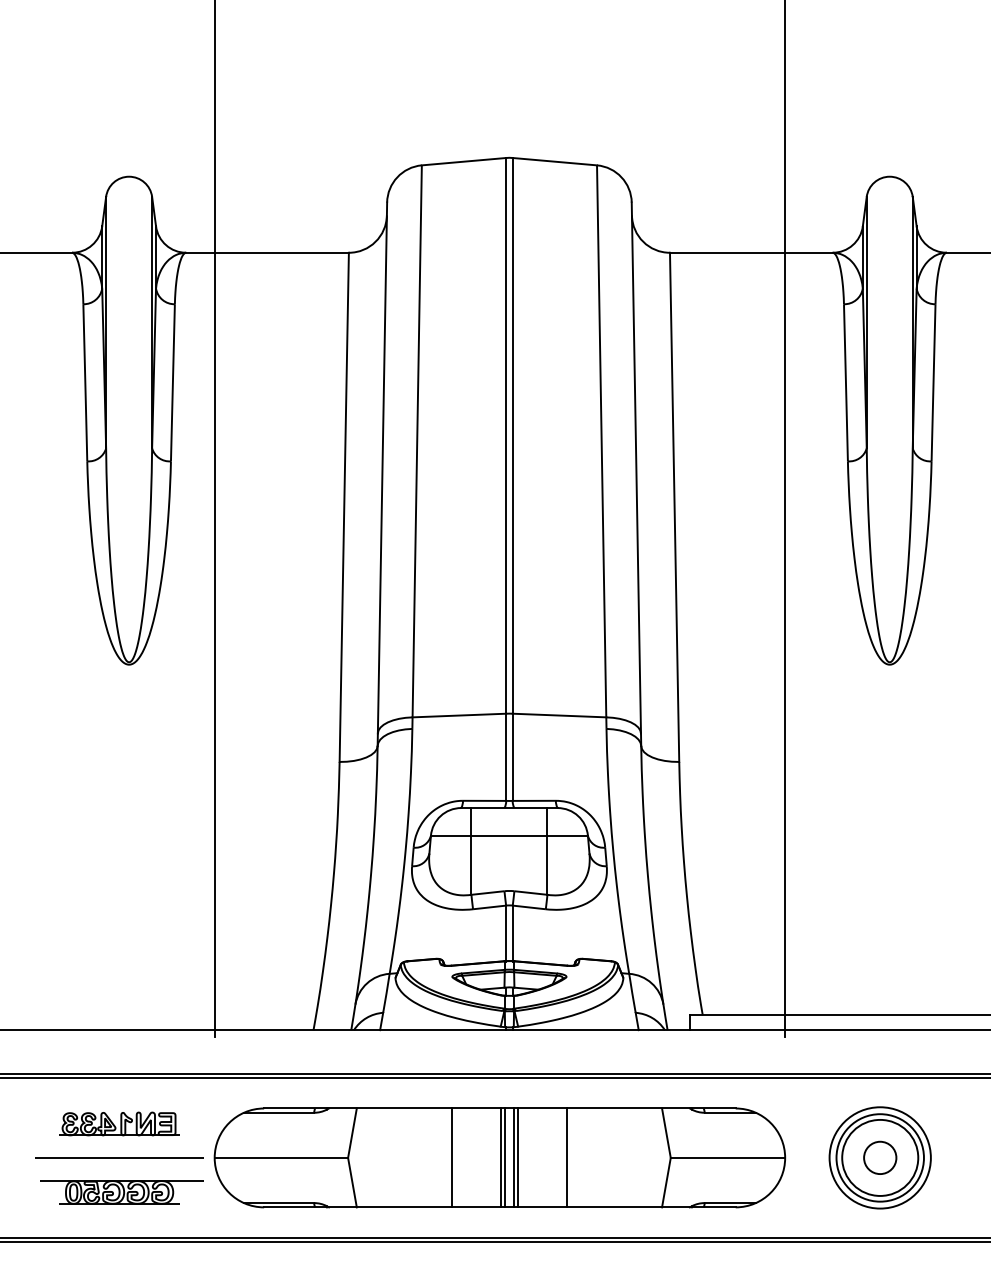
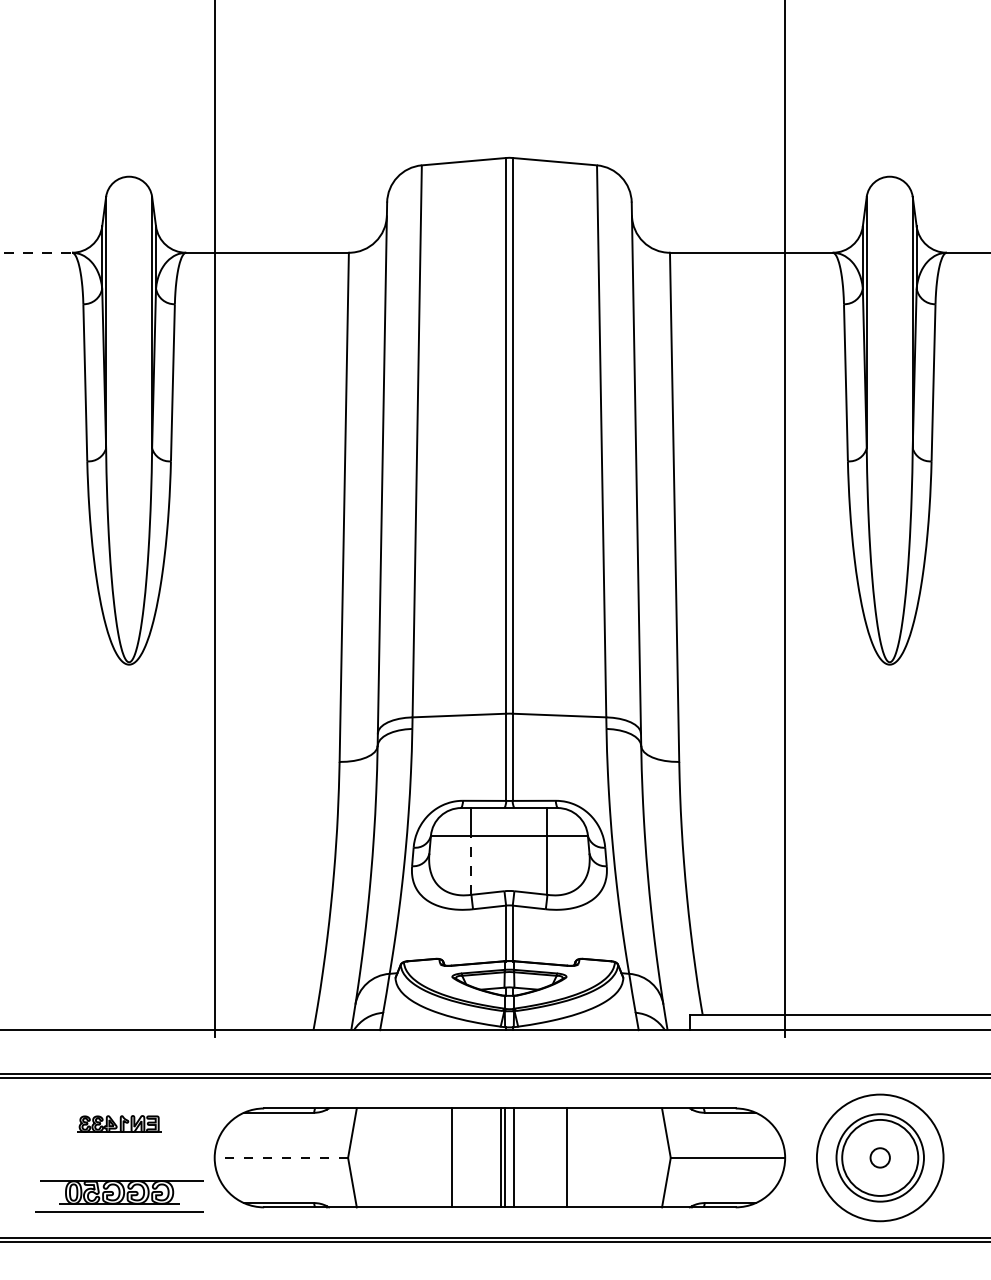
line: solid -> dashed (36, 252)
line: solid -> dashed (471, 865)
part size: 121x26 px -> 85x18 px (119, 1123)
line position: (119, 1157) -> (119, 1211) (119, 1211)
line: solid -> dashed (281, 1157)
line: present -> none (517, 1157)
circle diameter: 101 px -> 127 px (879, 1157)
circle diameter: 32 px -> 19 px (879, 1157)
